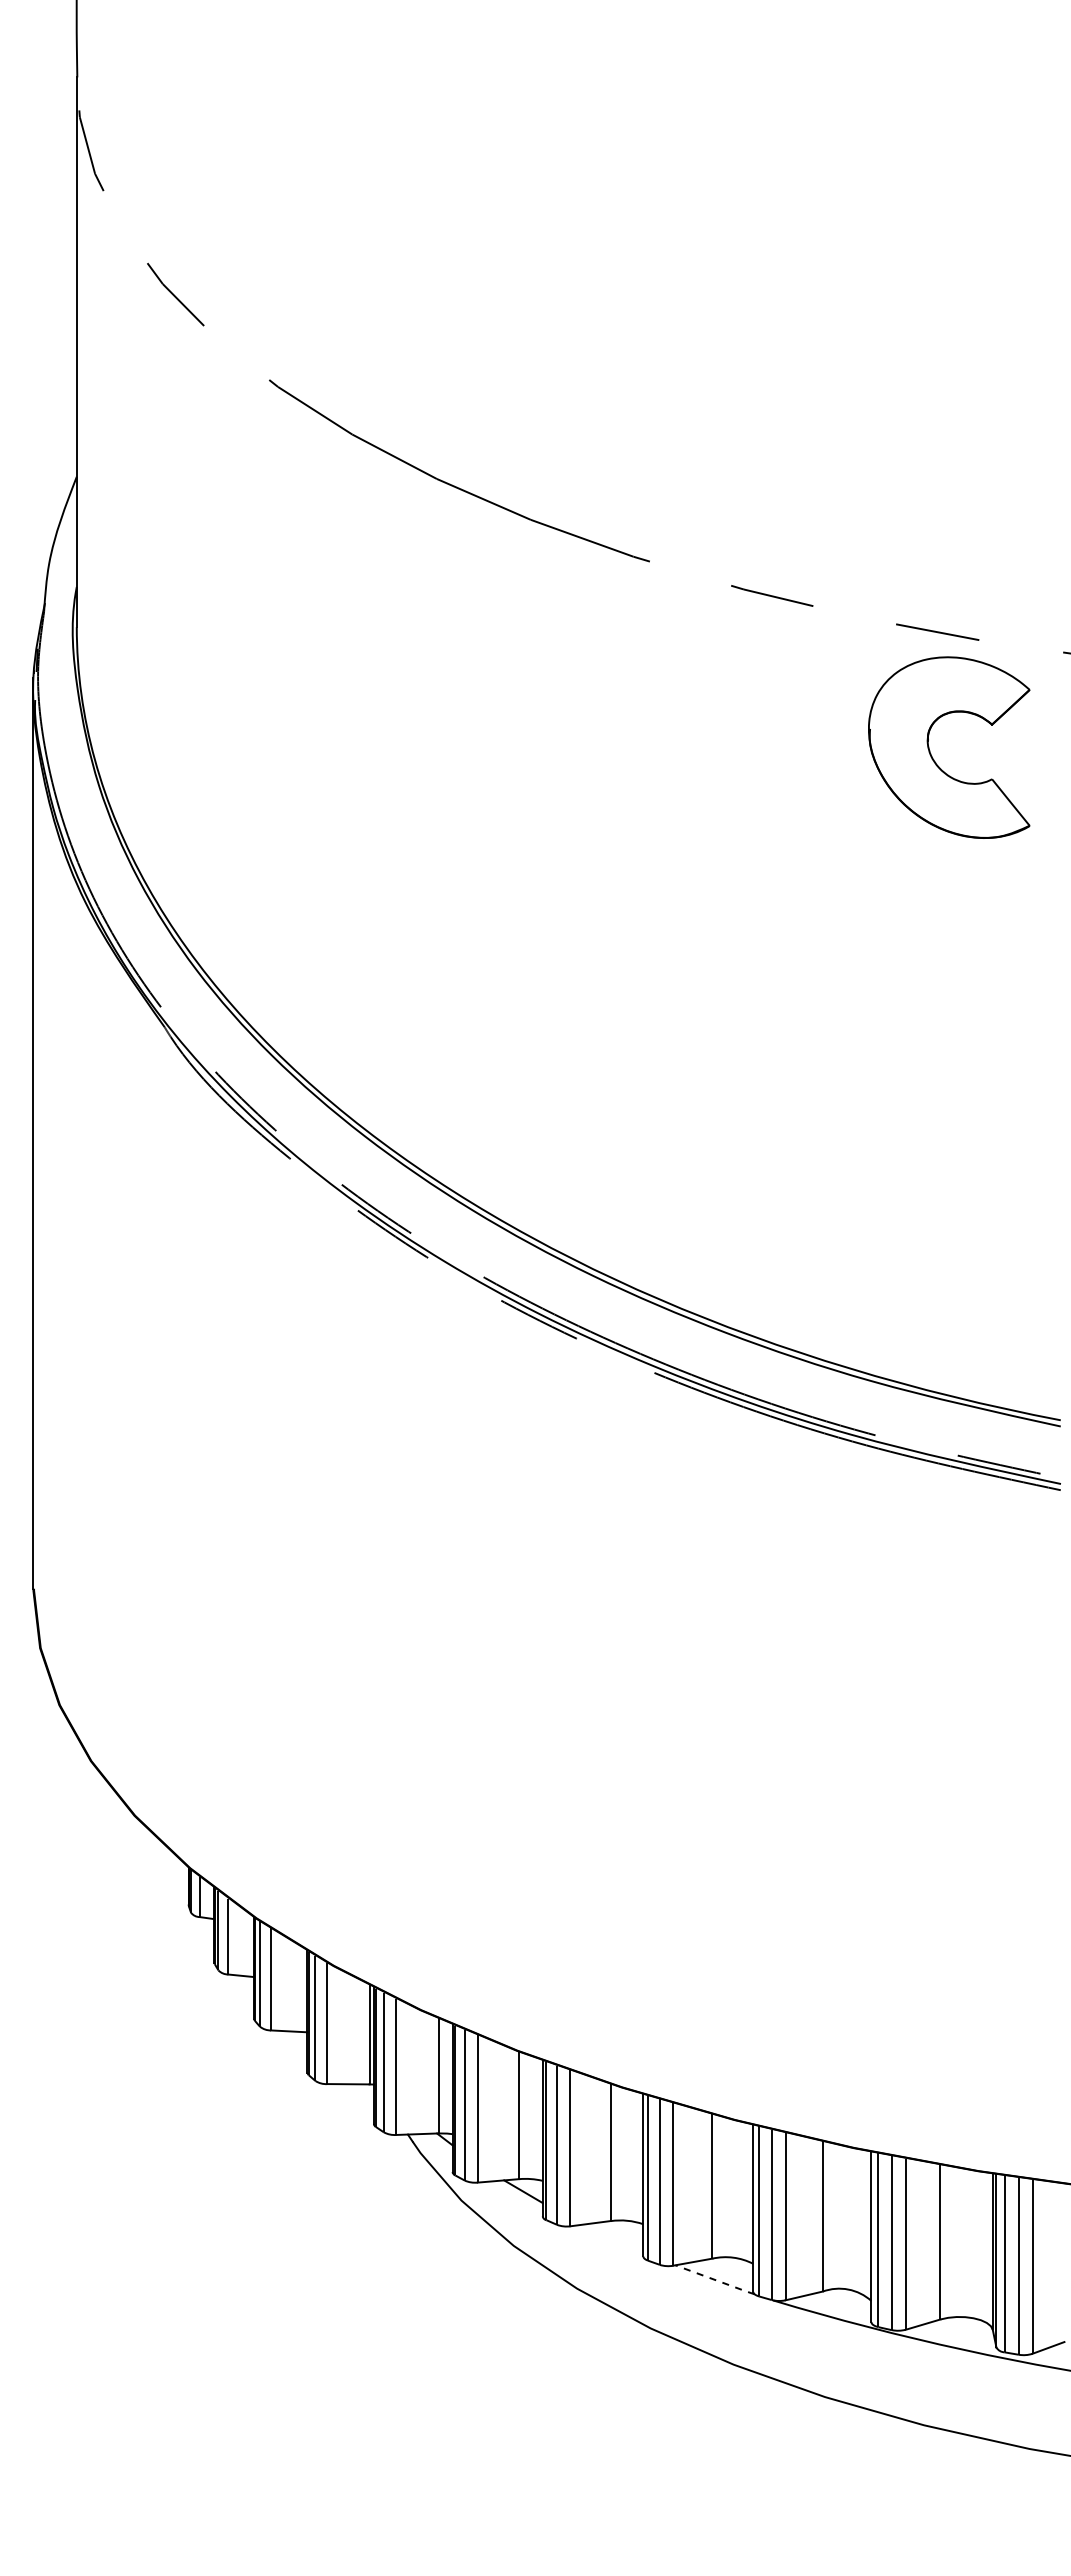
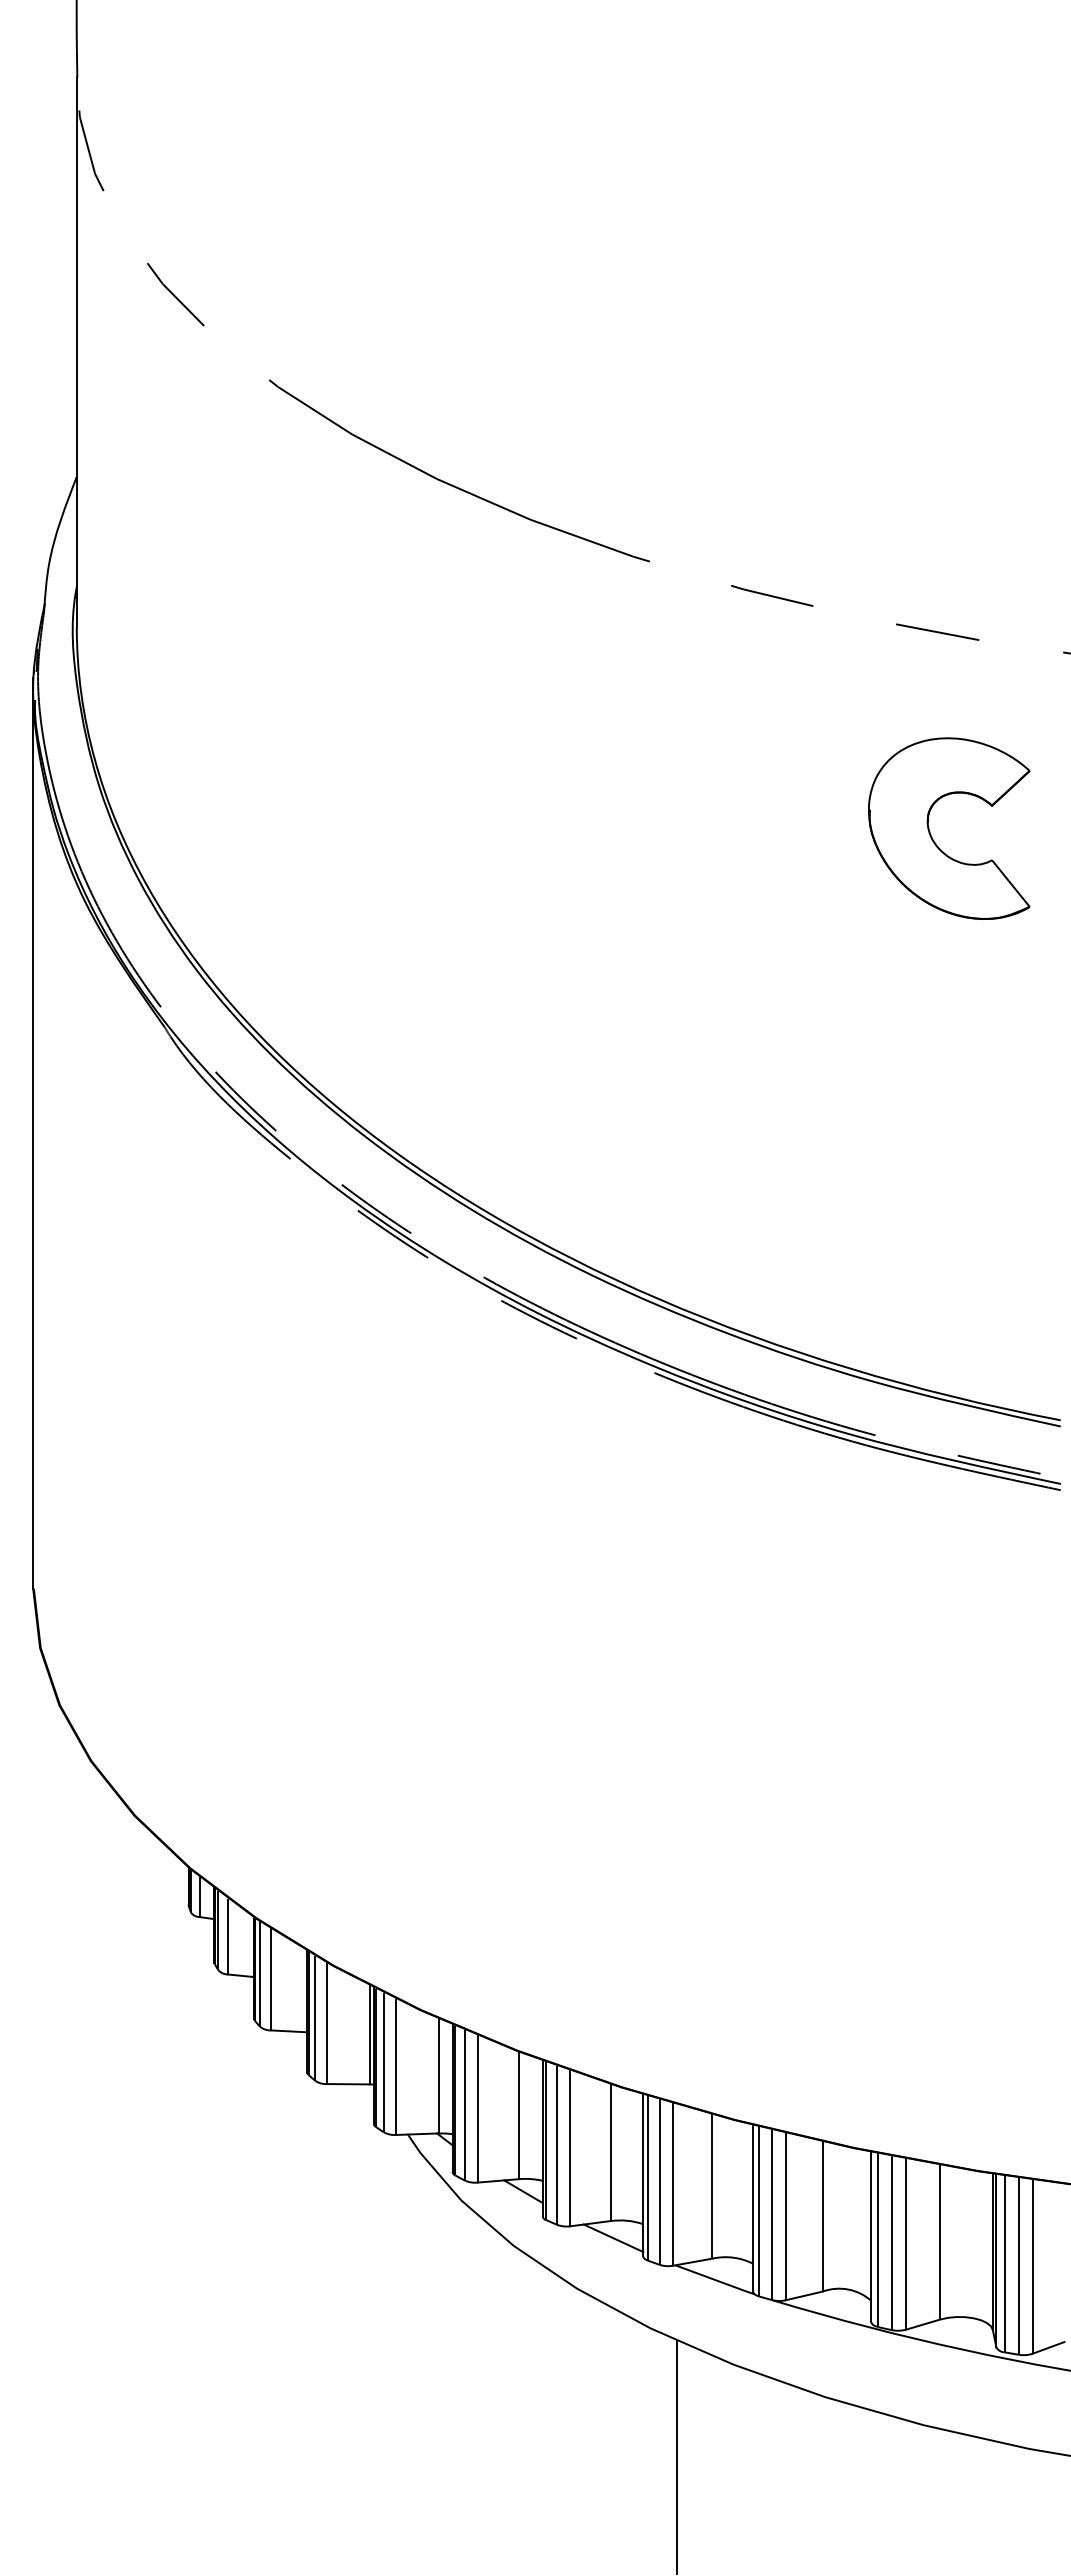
part position: (931, 753) -> (931, 834) (931, 834)
line: none -> present (613, 2238)
line: dashed -> solid (715, 2280)
line: none -> present (677, 2456)
